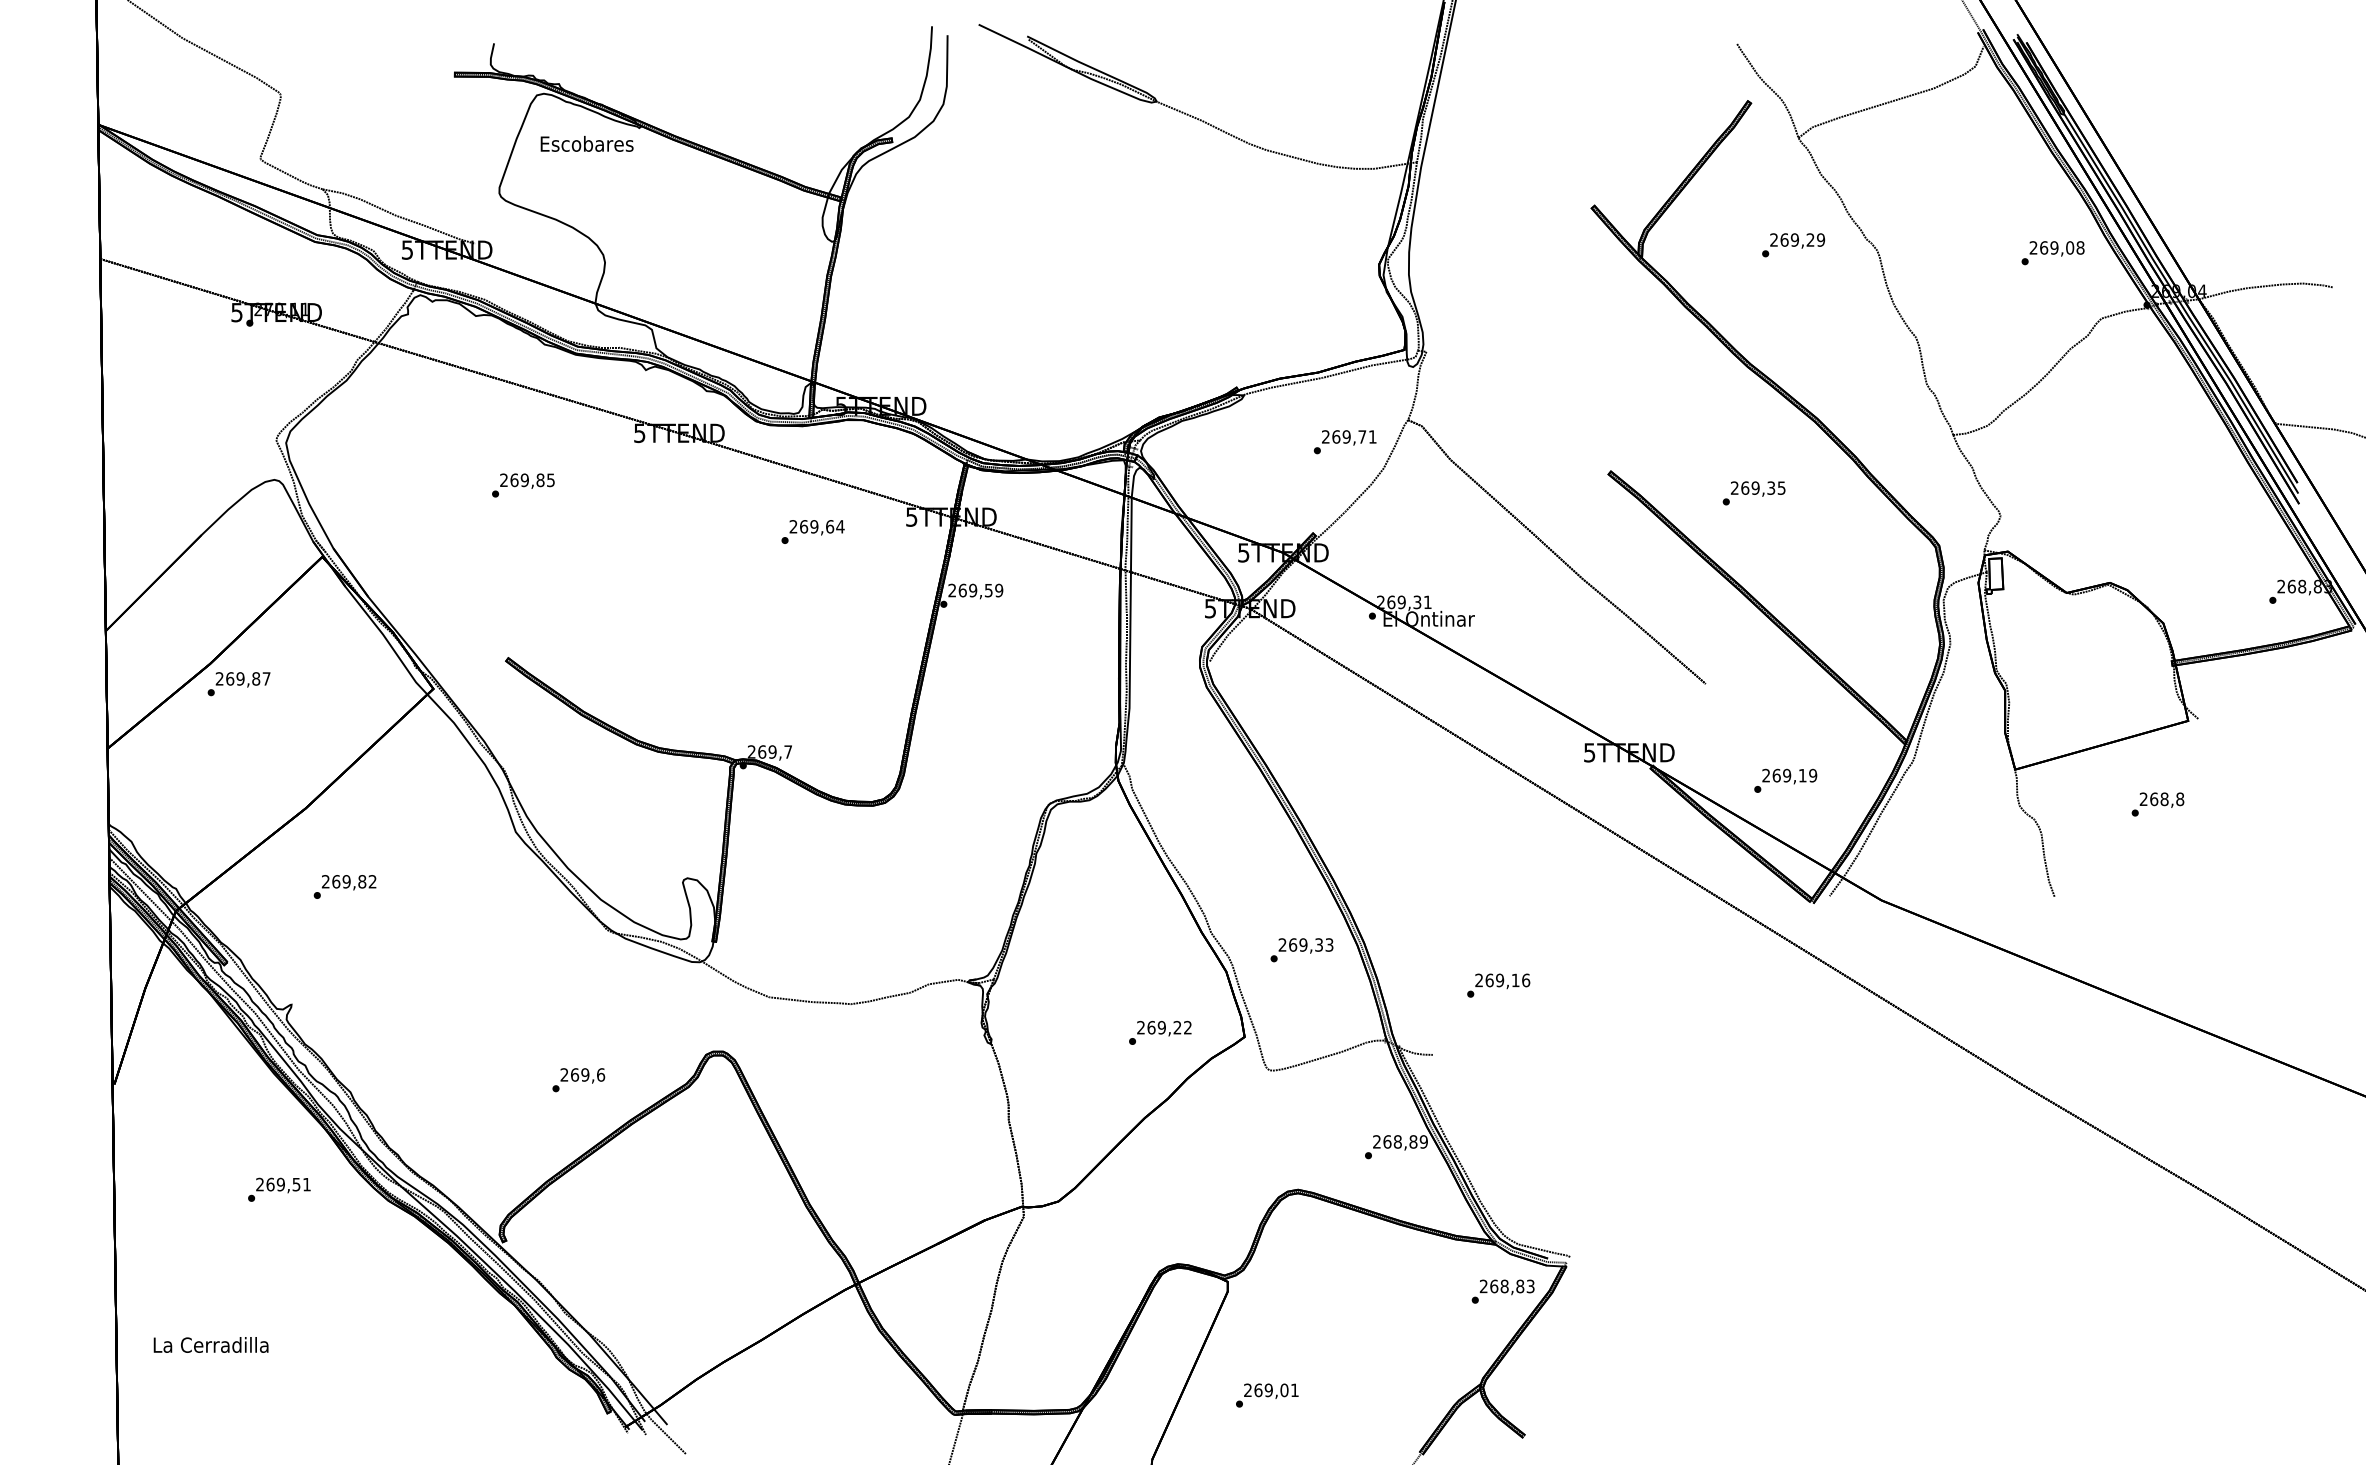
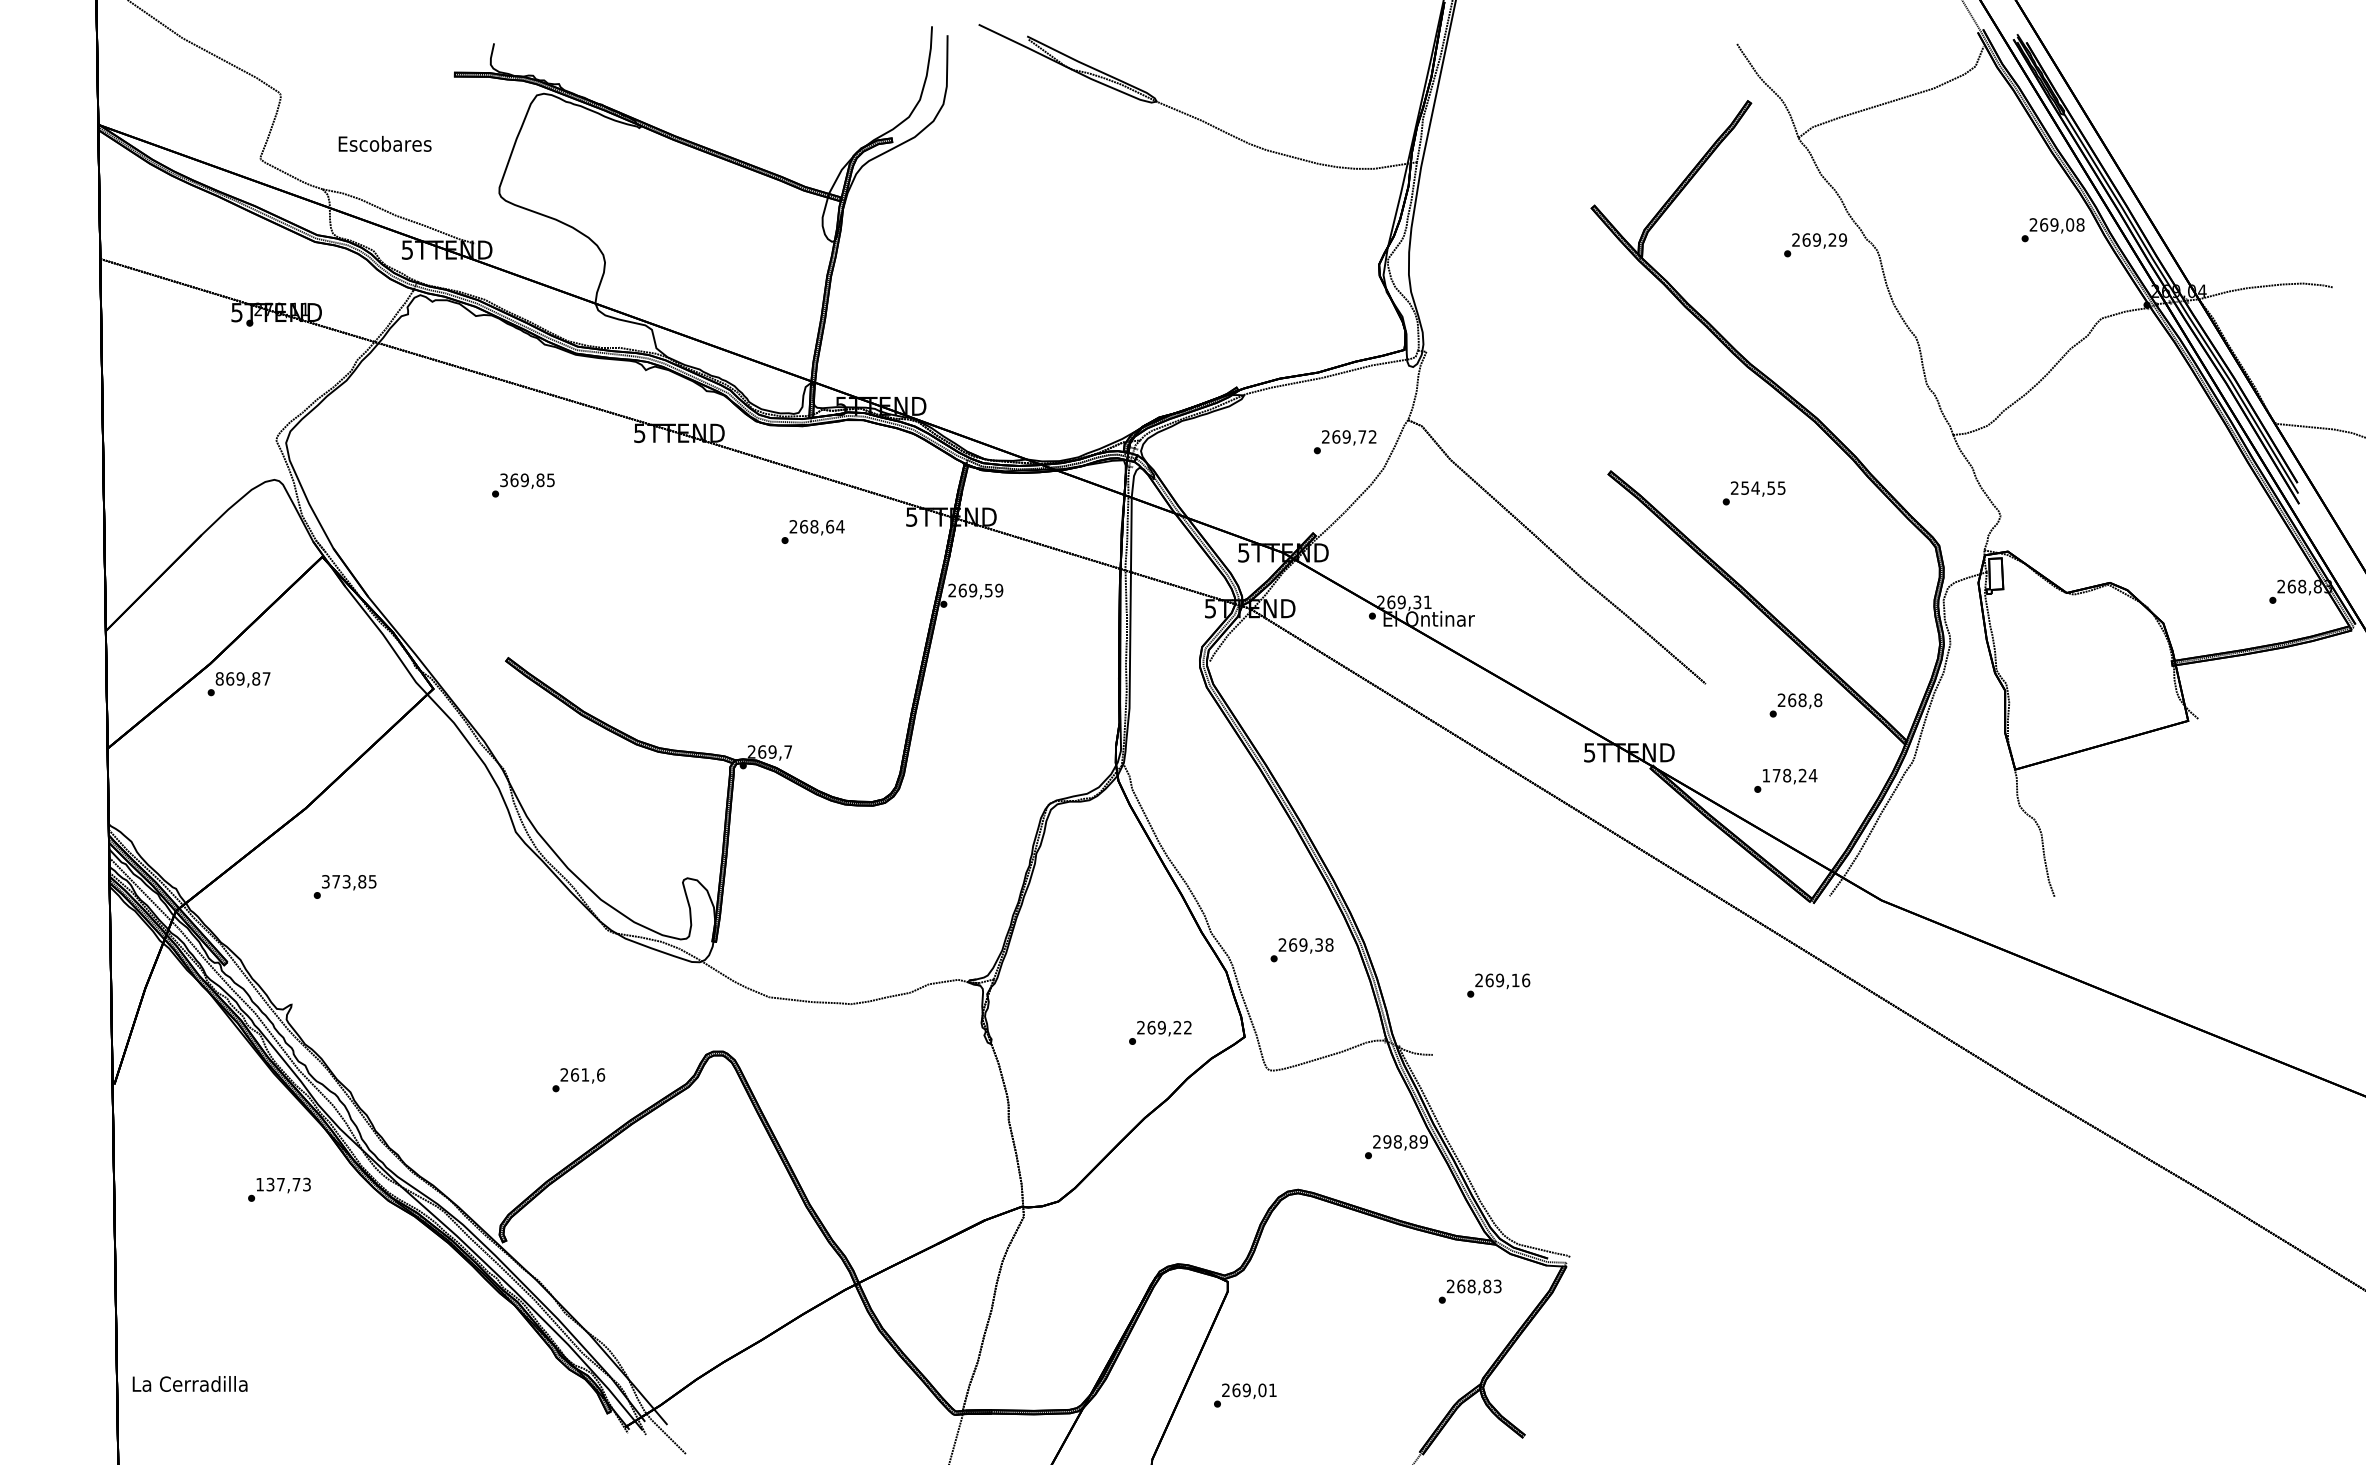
text position: (586, 143) -> (384, 143) (384, 143)
text position: (1793, 245) -> (1815, 245) (1815, 245)
text position: (2052, 253) -> (2052, 230) (2052, 230)
text: 269,71 -> 269,72 (1372, 436)
text: 269,85 -> 369,85 (503, 480)
text: 269,35 -> 254,55 (1758, 487)
text: 269,64 -> 268,64 (814, 526)
text: 269,87 -> 869,87 (219, 678)
text: 269,19 -> 178,24 (1789, 775)
text position: (2157, 804) -> (1795, 705) (1795, 705)
text: 269,82 -> 373,85 (349, 881)
text: 269,33 -> 269,38 (1329, 944)
text: 269,6 -> 261,6 (585, 1074)
text: 268,89 -> 298,89 (1387, 1141)
text: 269,51 -> 137,73 (283, 1184)
text position: (1502, 1291) -> (1469, 1291) (1469, 1291)
text position: (210, 1344) -> (189, 1383) (189, 1383)
text position: (1267, 1395) -> (1245, 1395) (1245, 1395)
